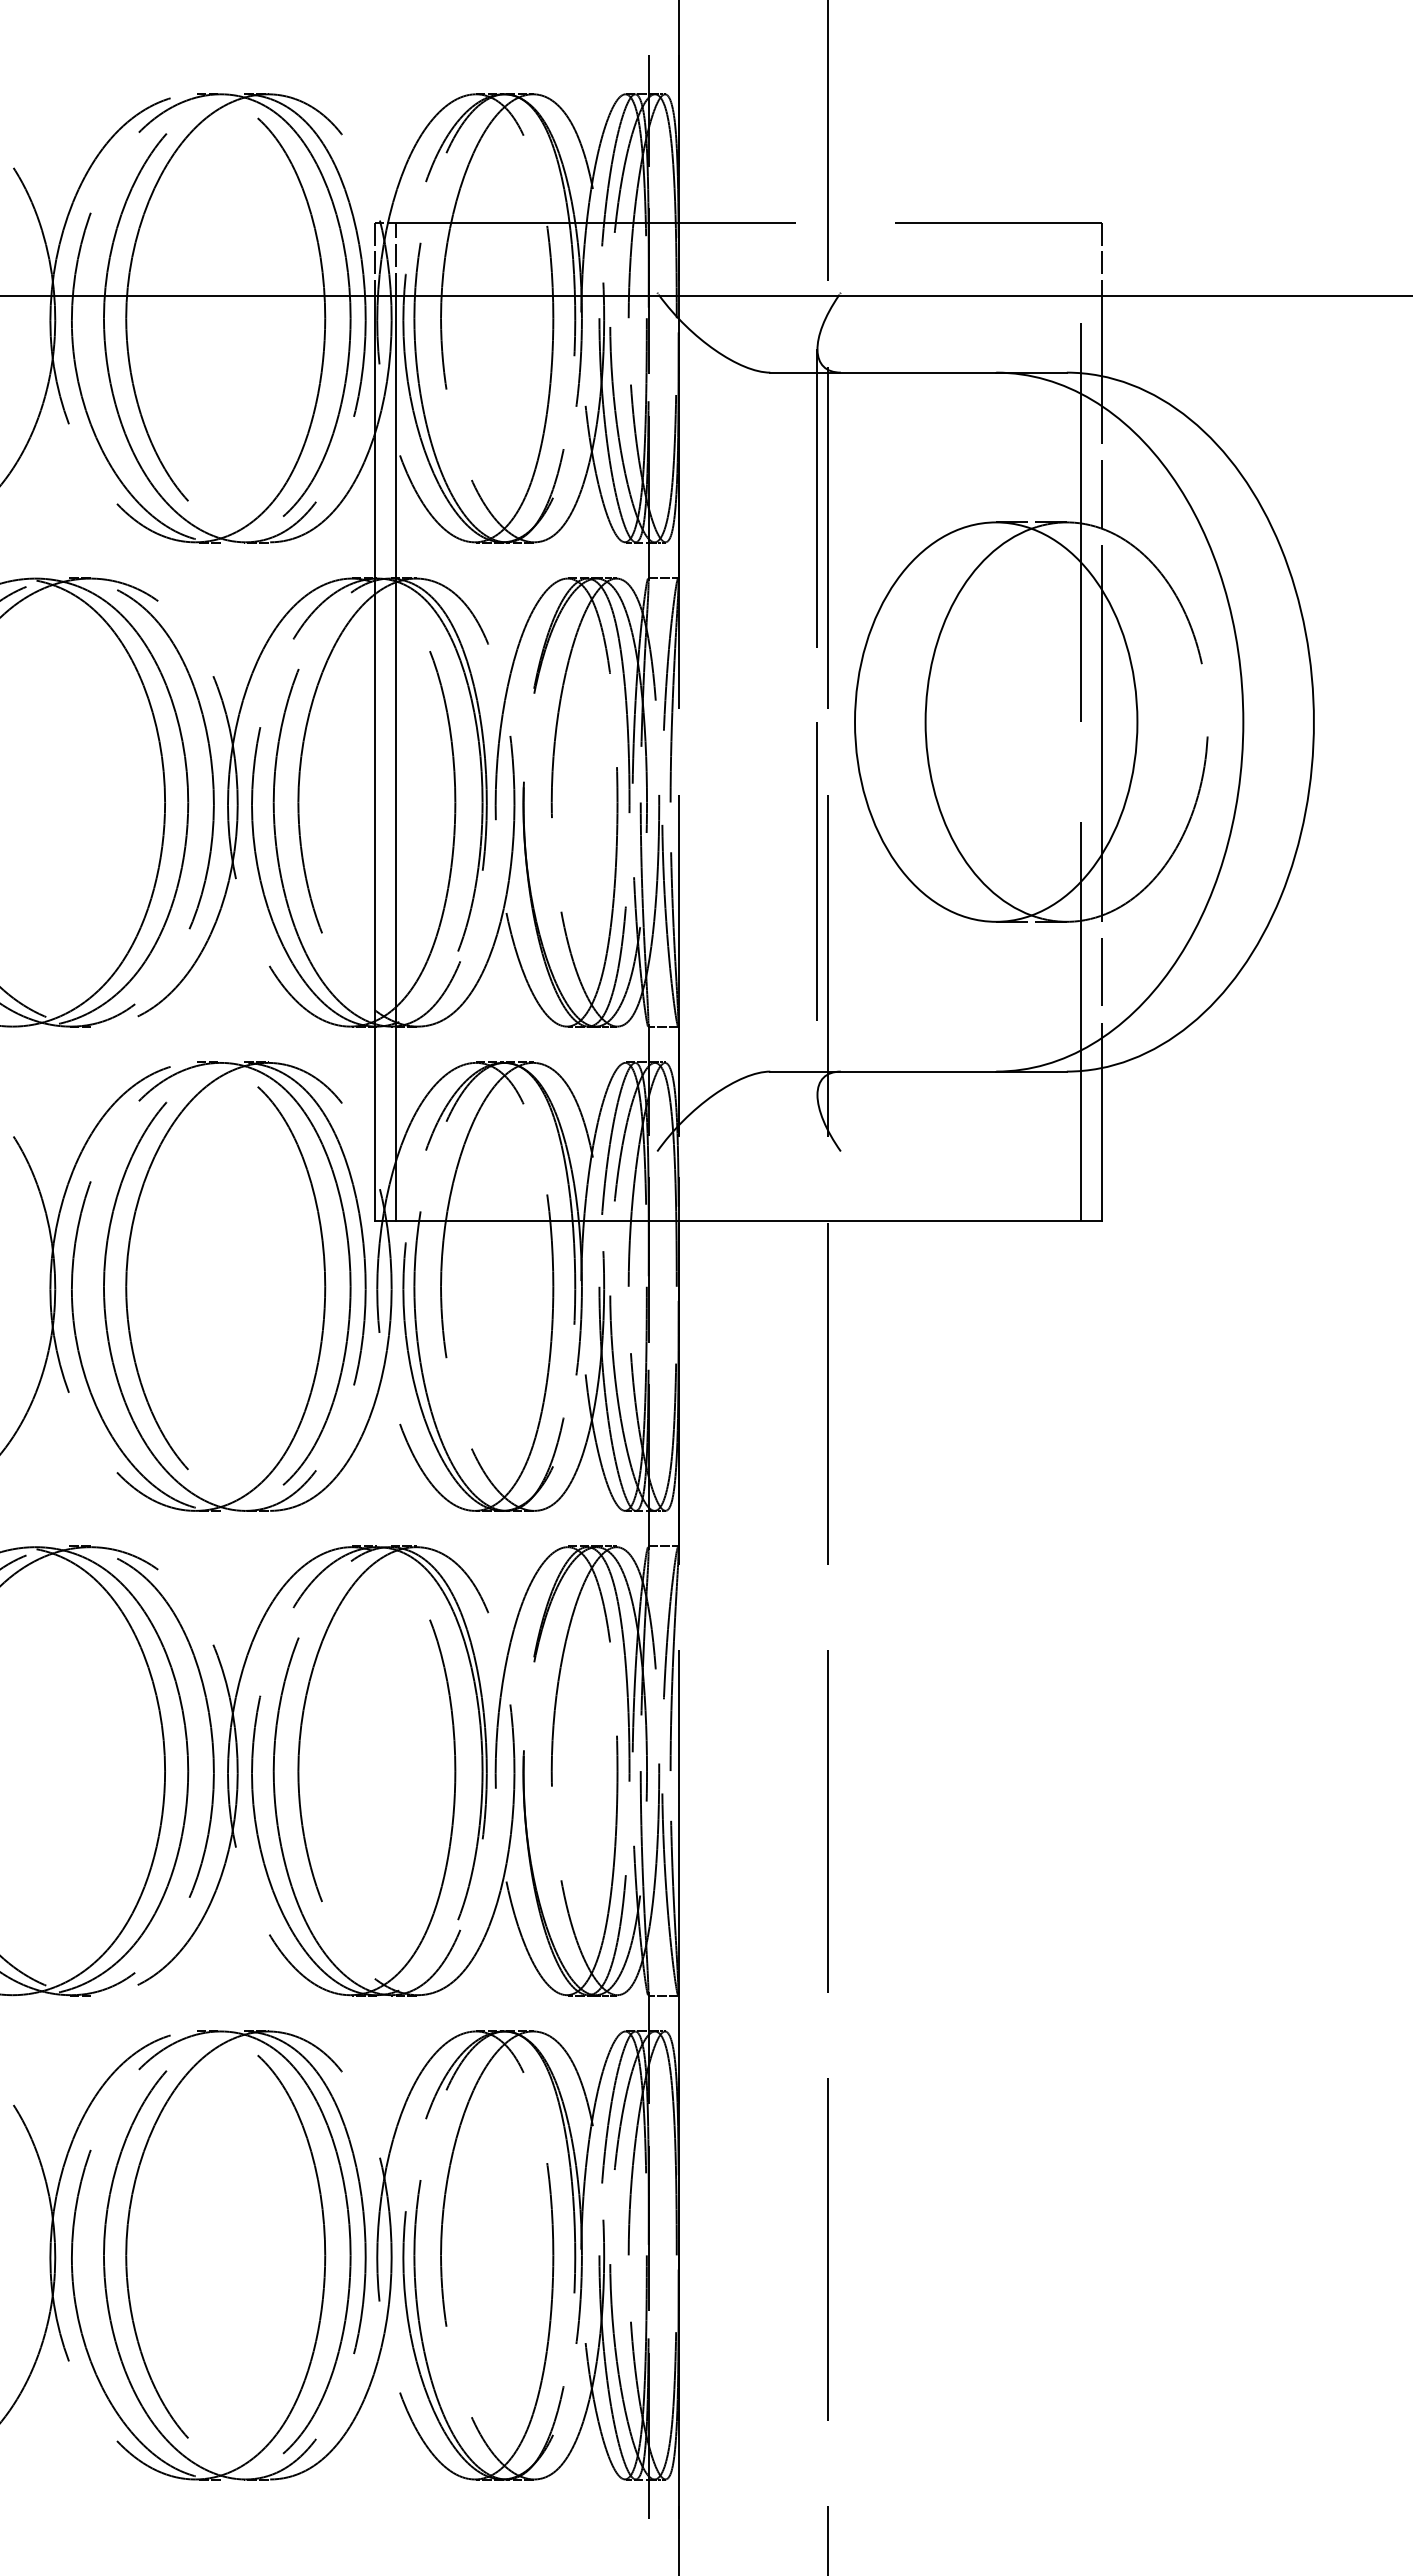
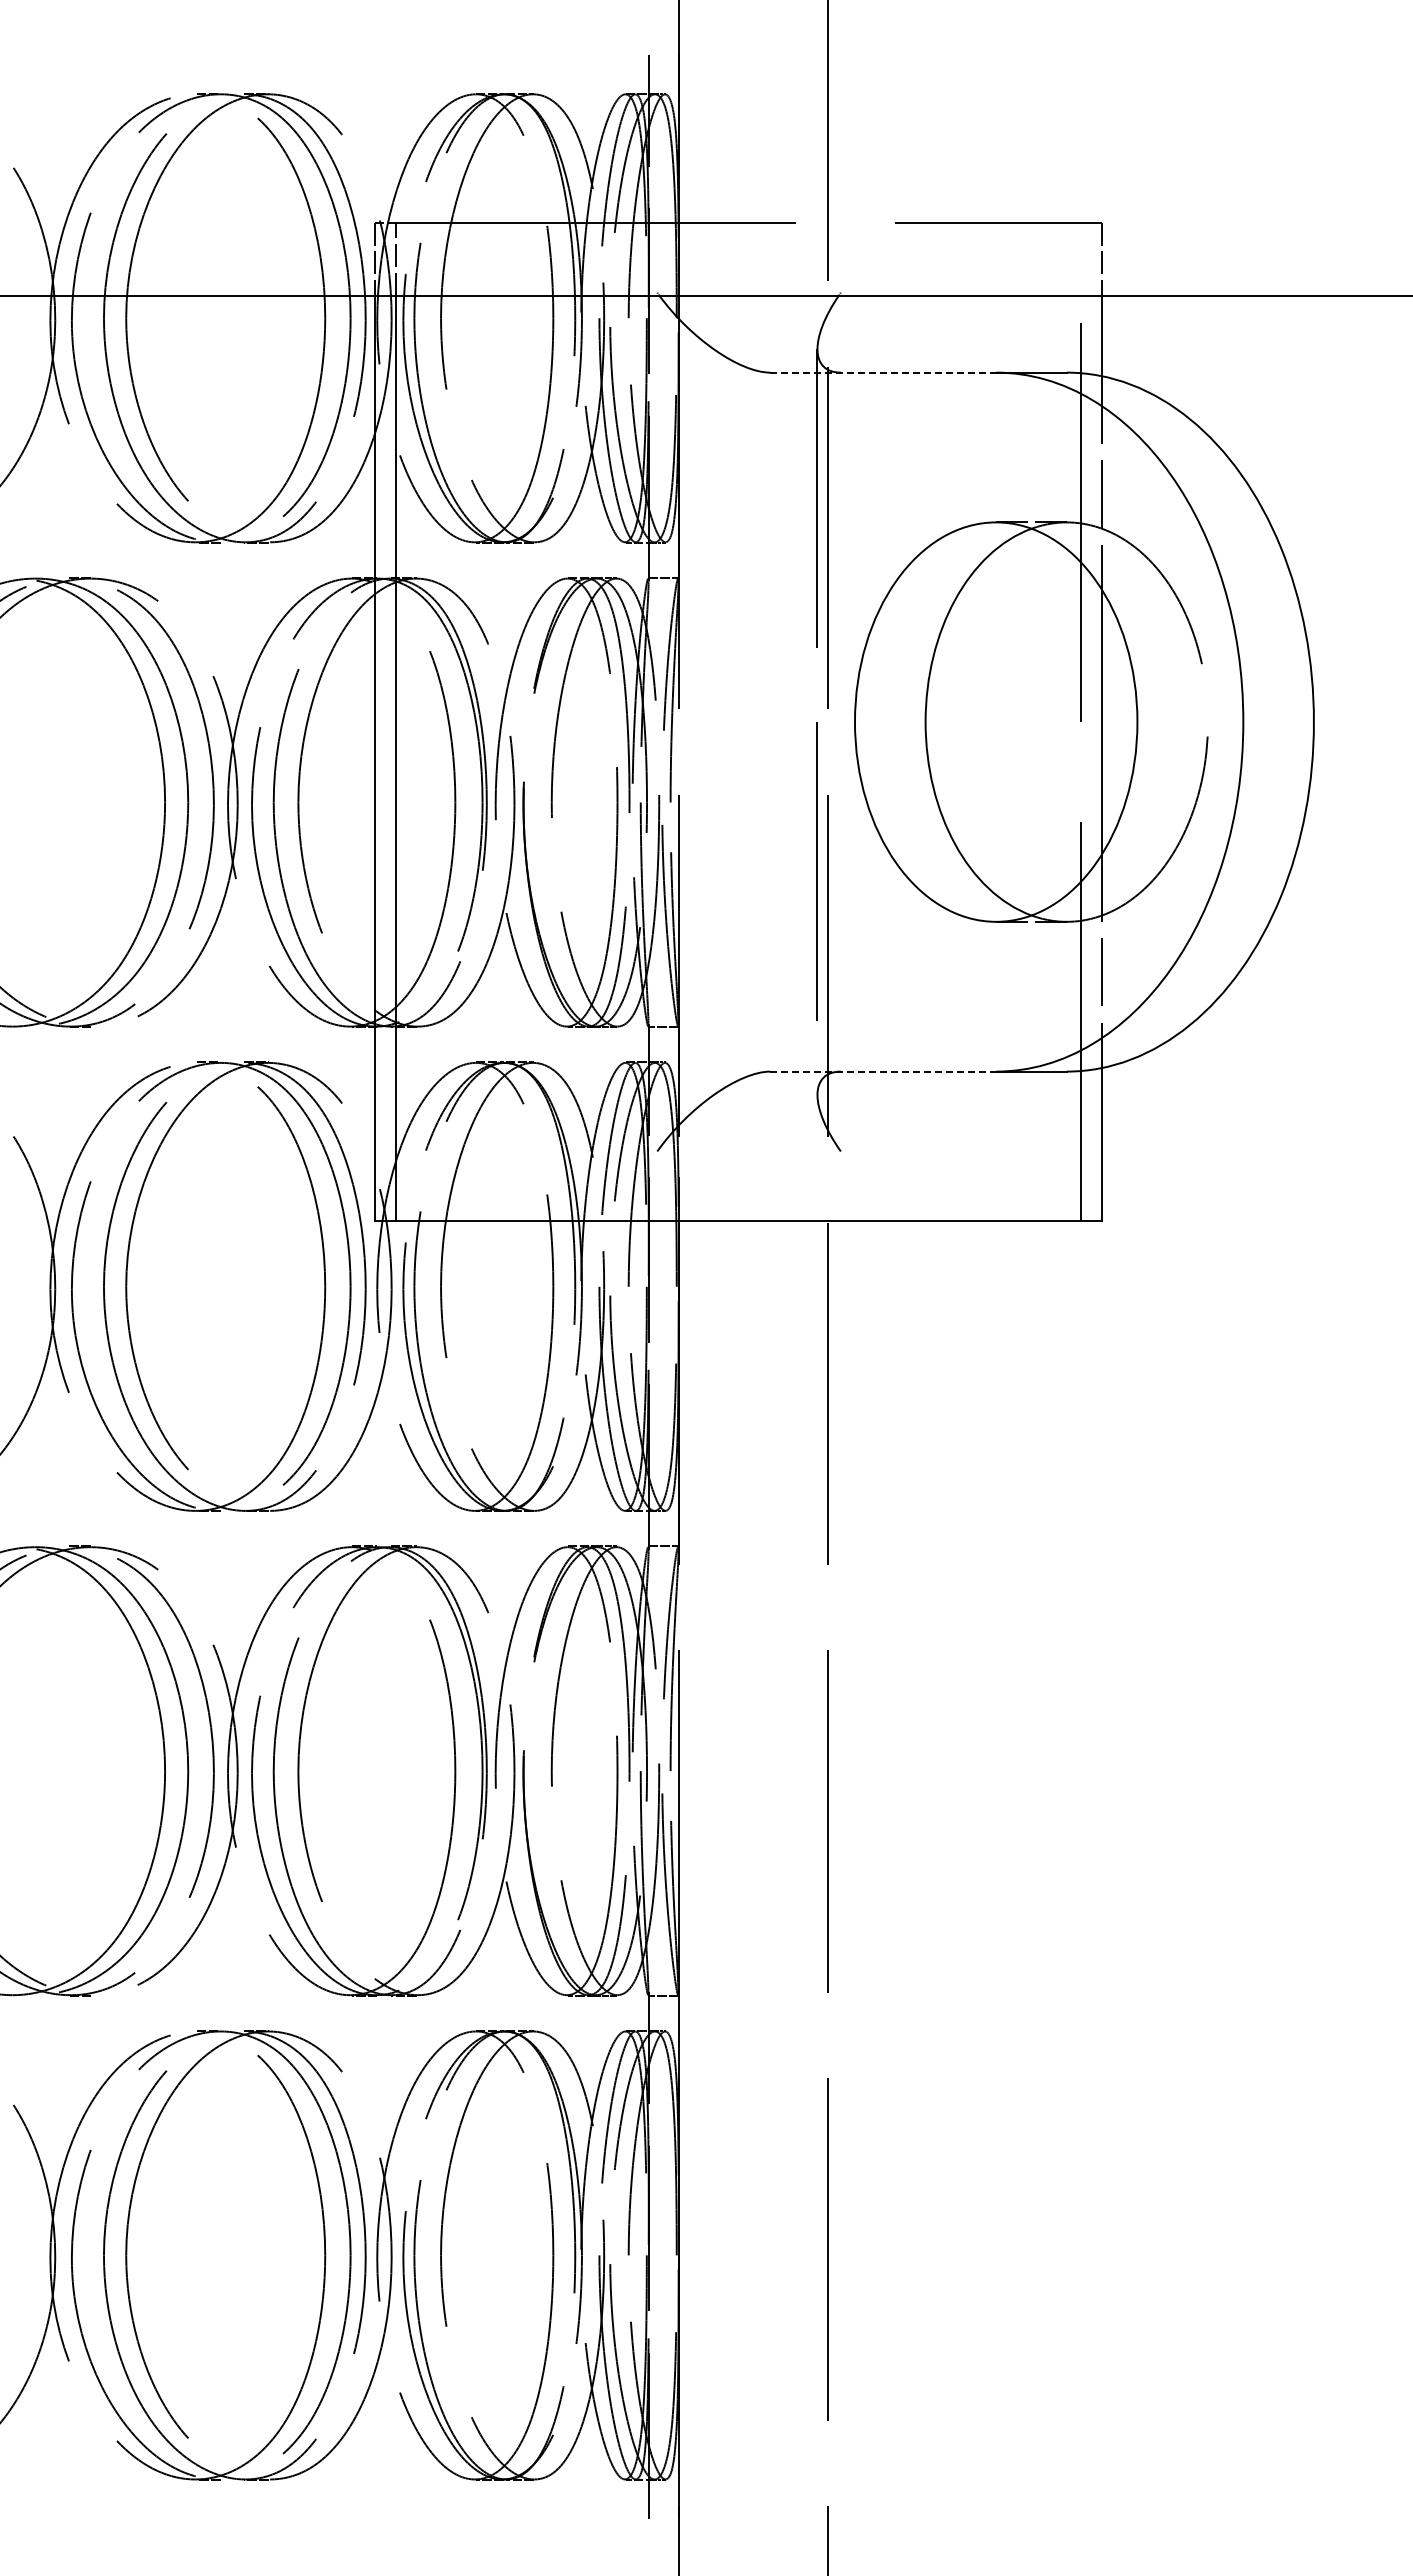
line: solid -> dashed (883, 372)
line: solid -> dashed (883, 1071)
